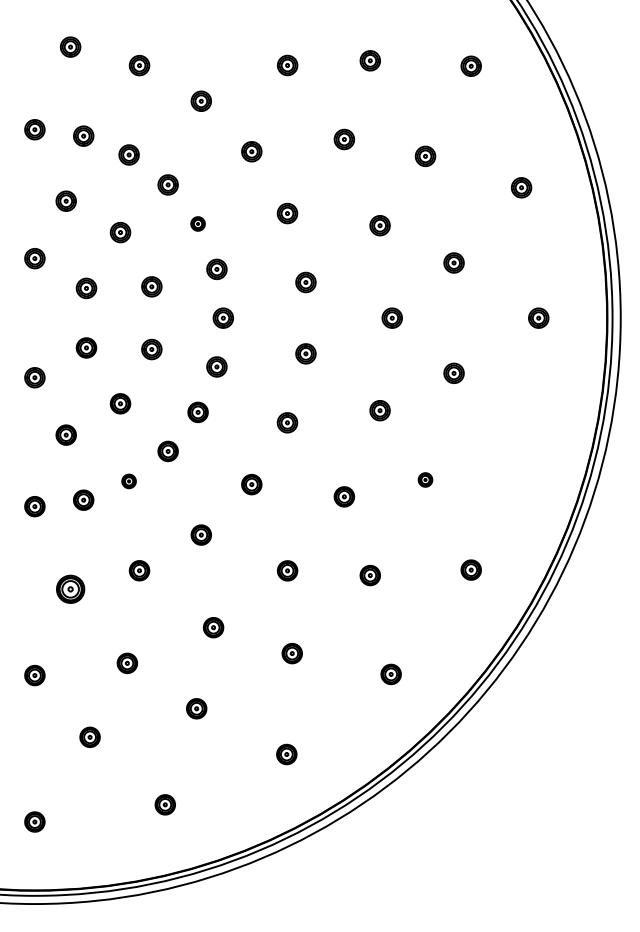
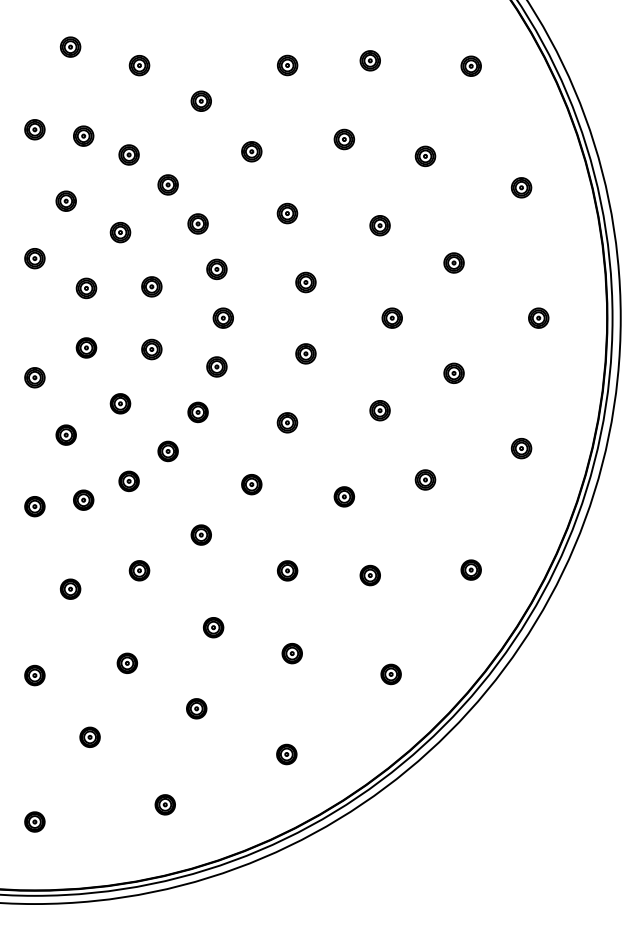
part size: 16x16 px -> 22x22 px (197, 223)
part: none -> present (521, 448)
part size: 17x16 px -> 23x22 px (425, 479)
part size: 16x17 px -> 22x23 px (128, 481)
part size: 30x30 px -> 23x22 px (70, 588)
